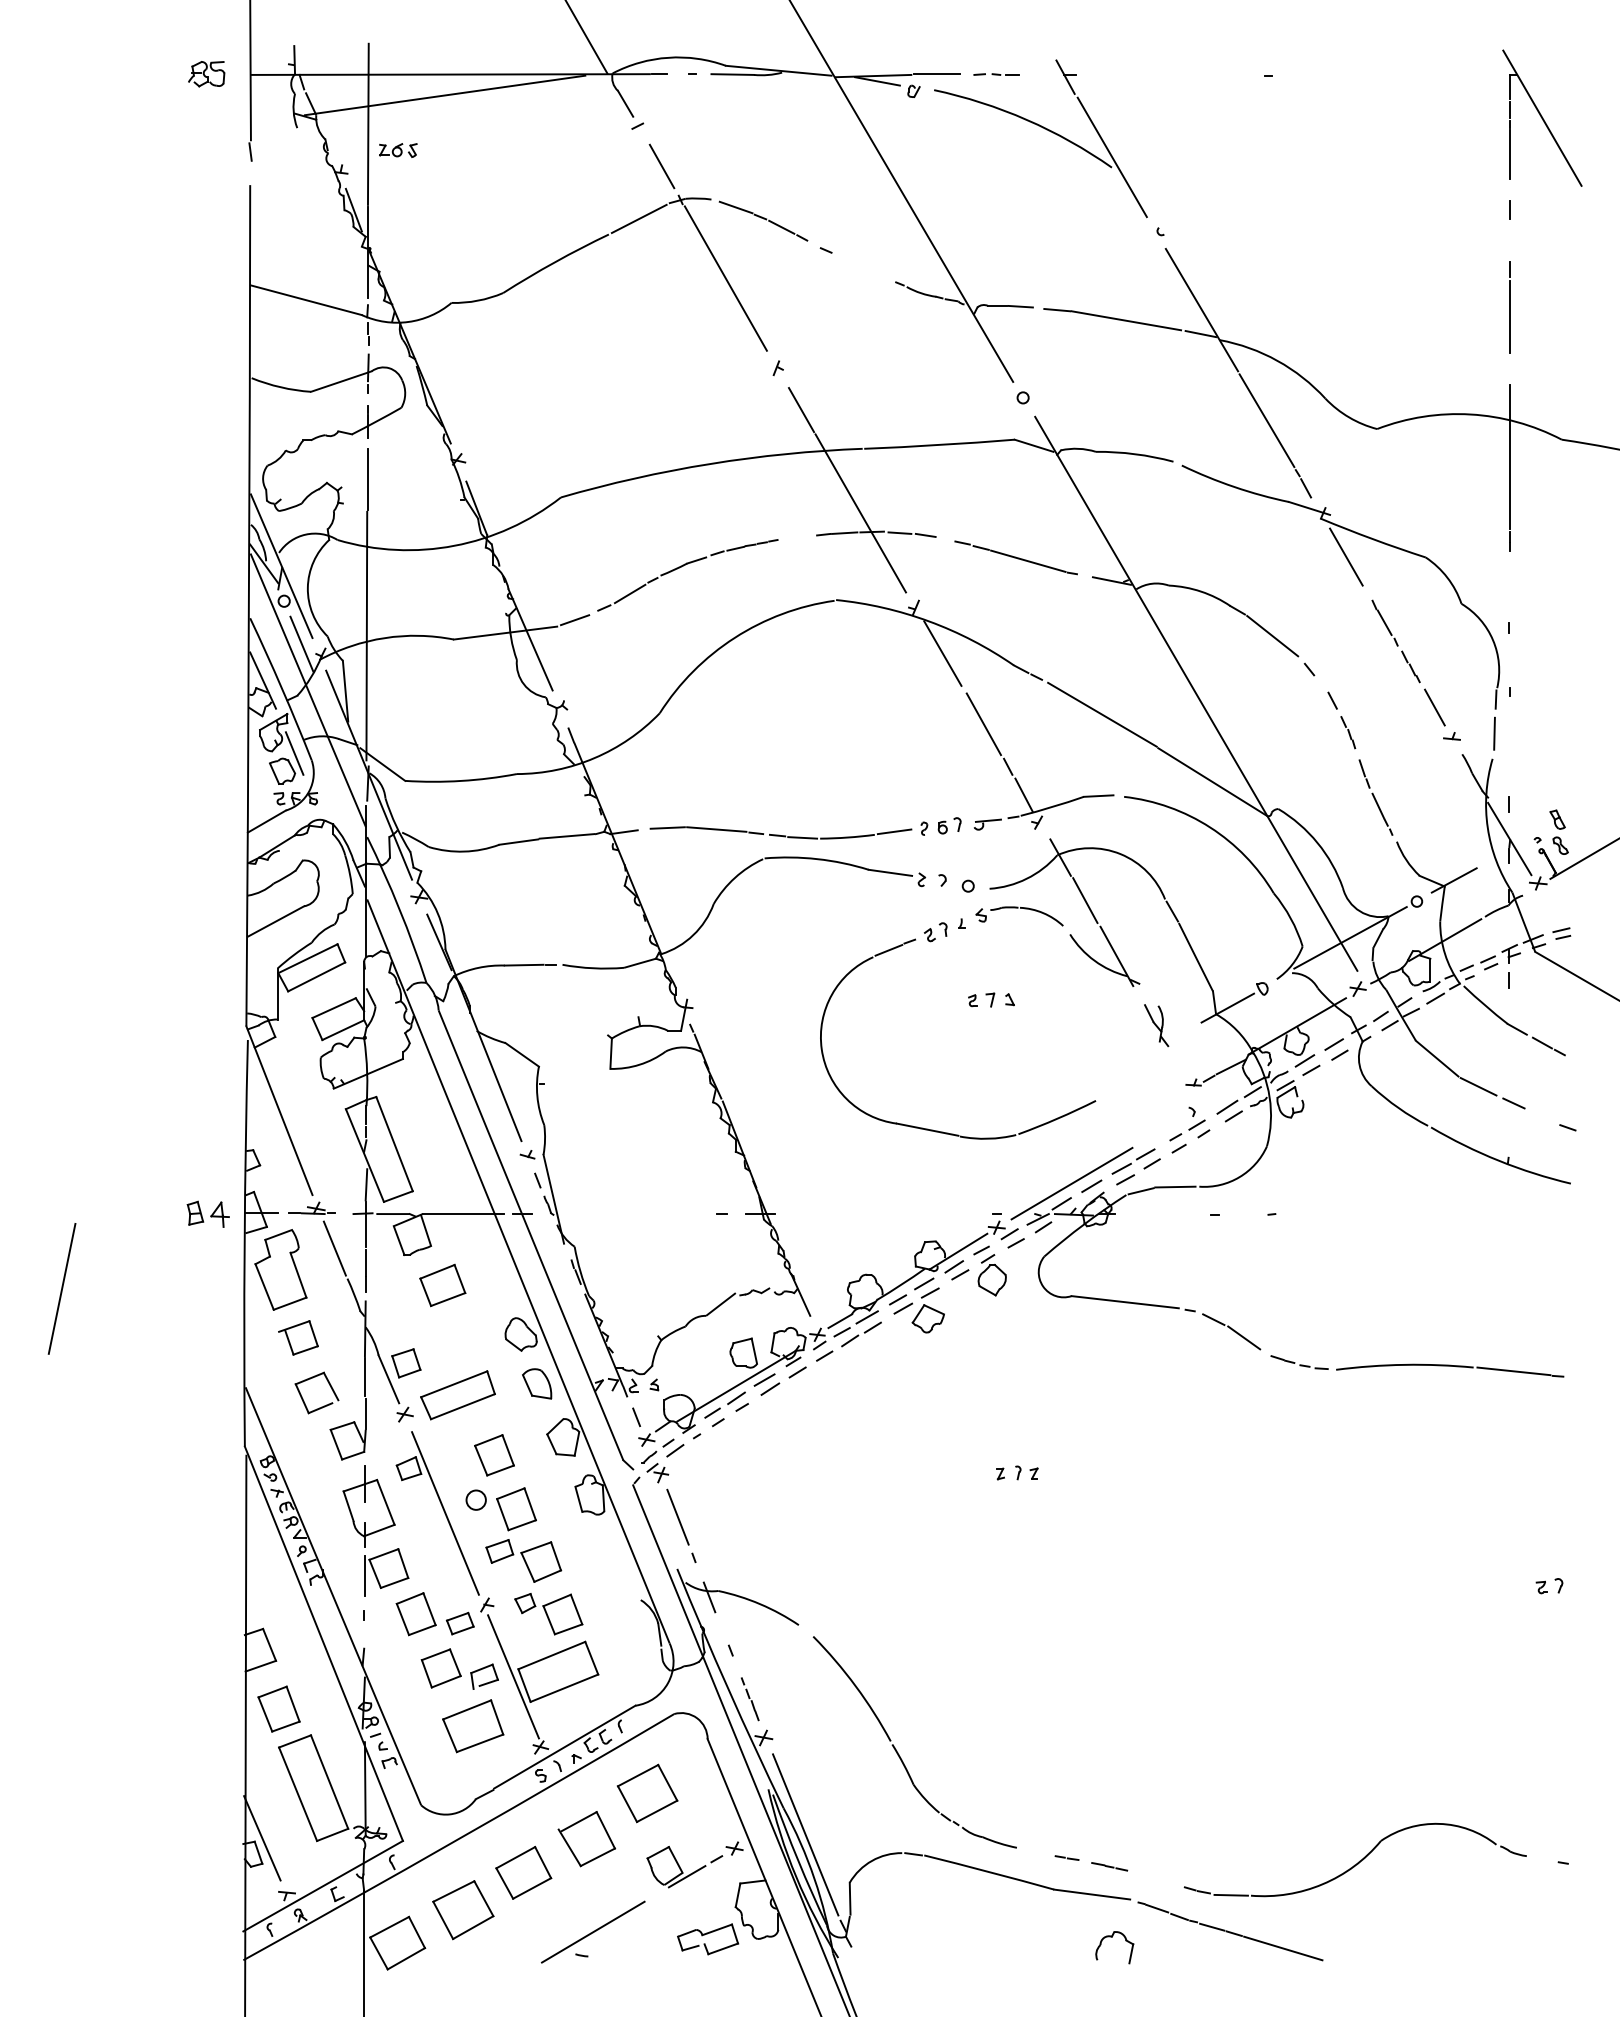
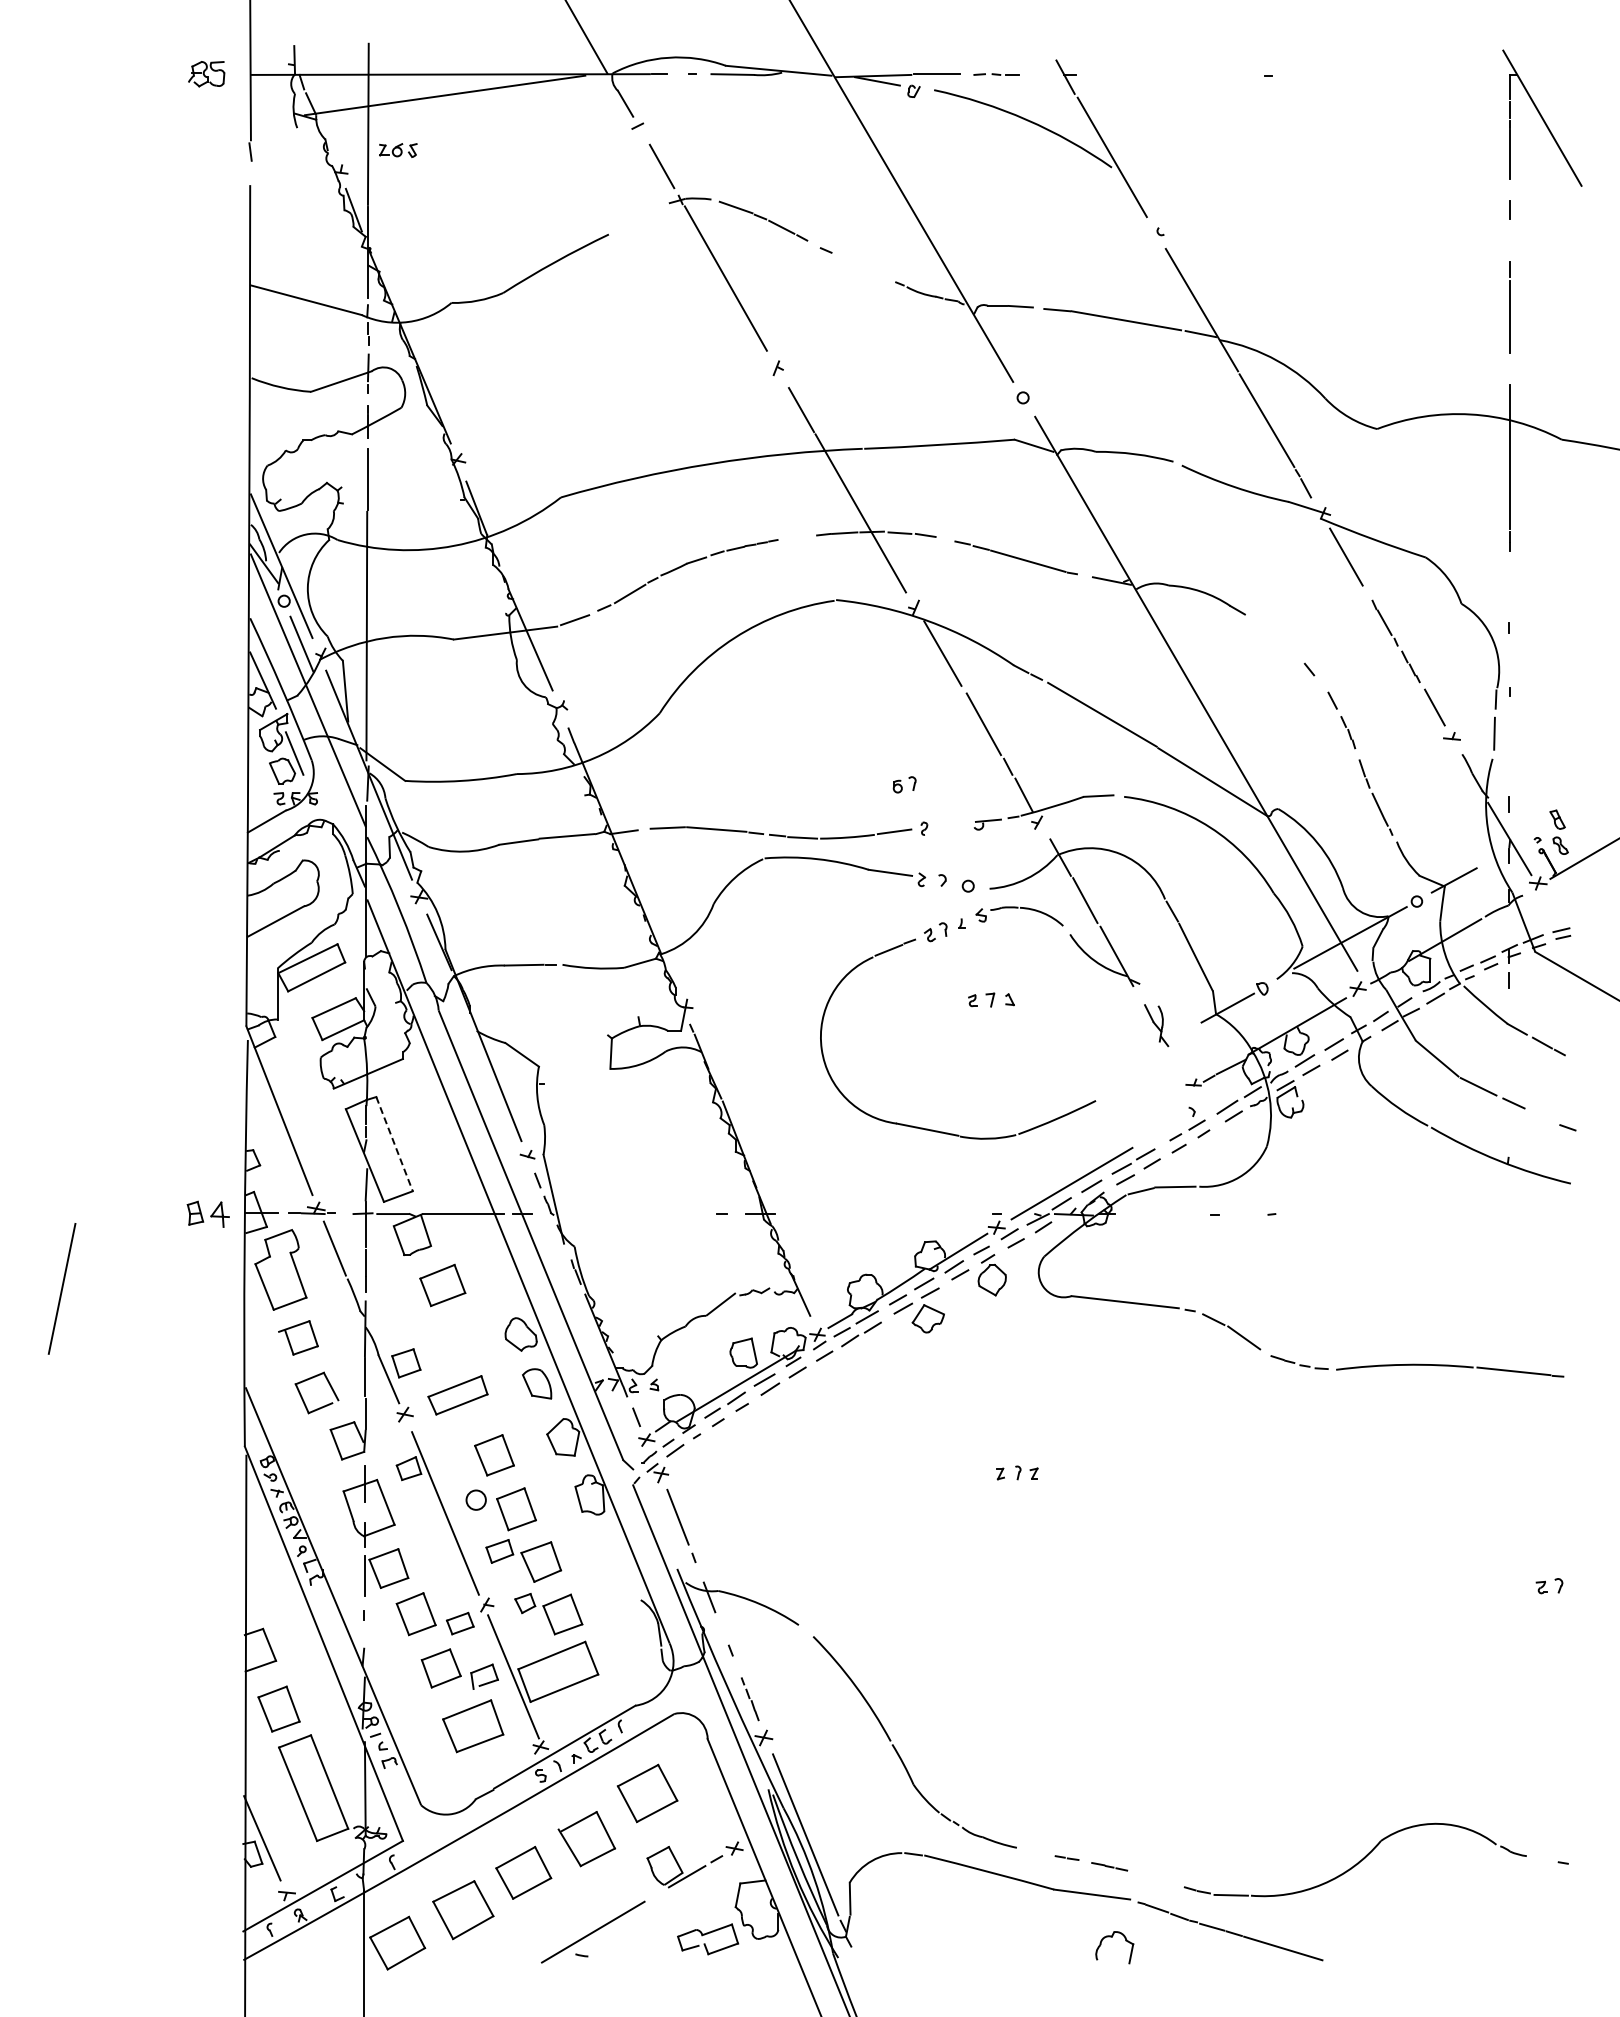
line: present -> none (638, 218)
line: present -> none (1272, 636)
part position: (949, 825) -> (904, 784) (904, 784)
line: solid -> dashed (394, 1144)
part size: 76x51 px -> 62x41 px (457, 1395)
